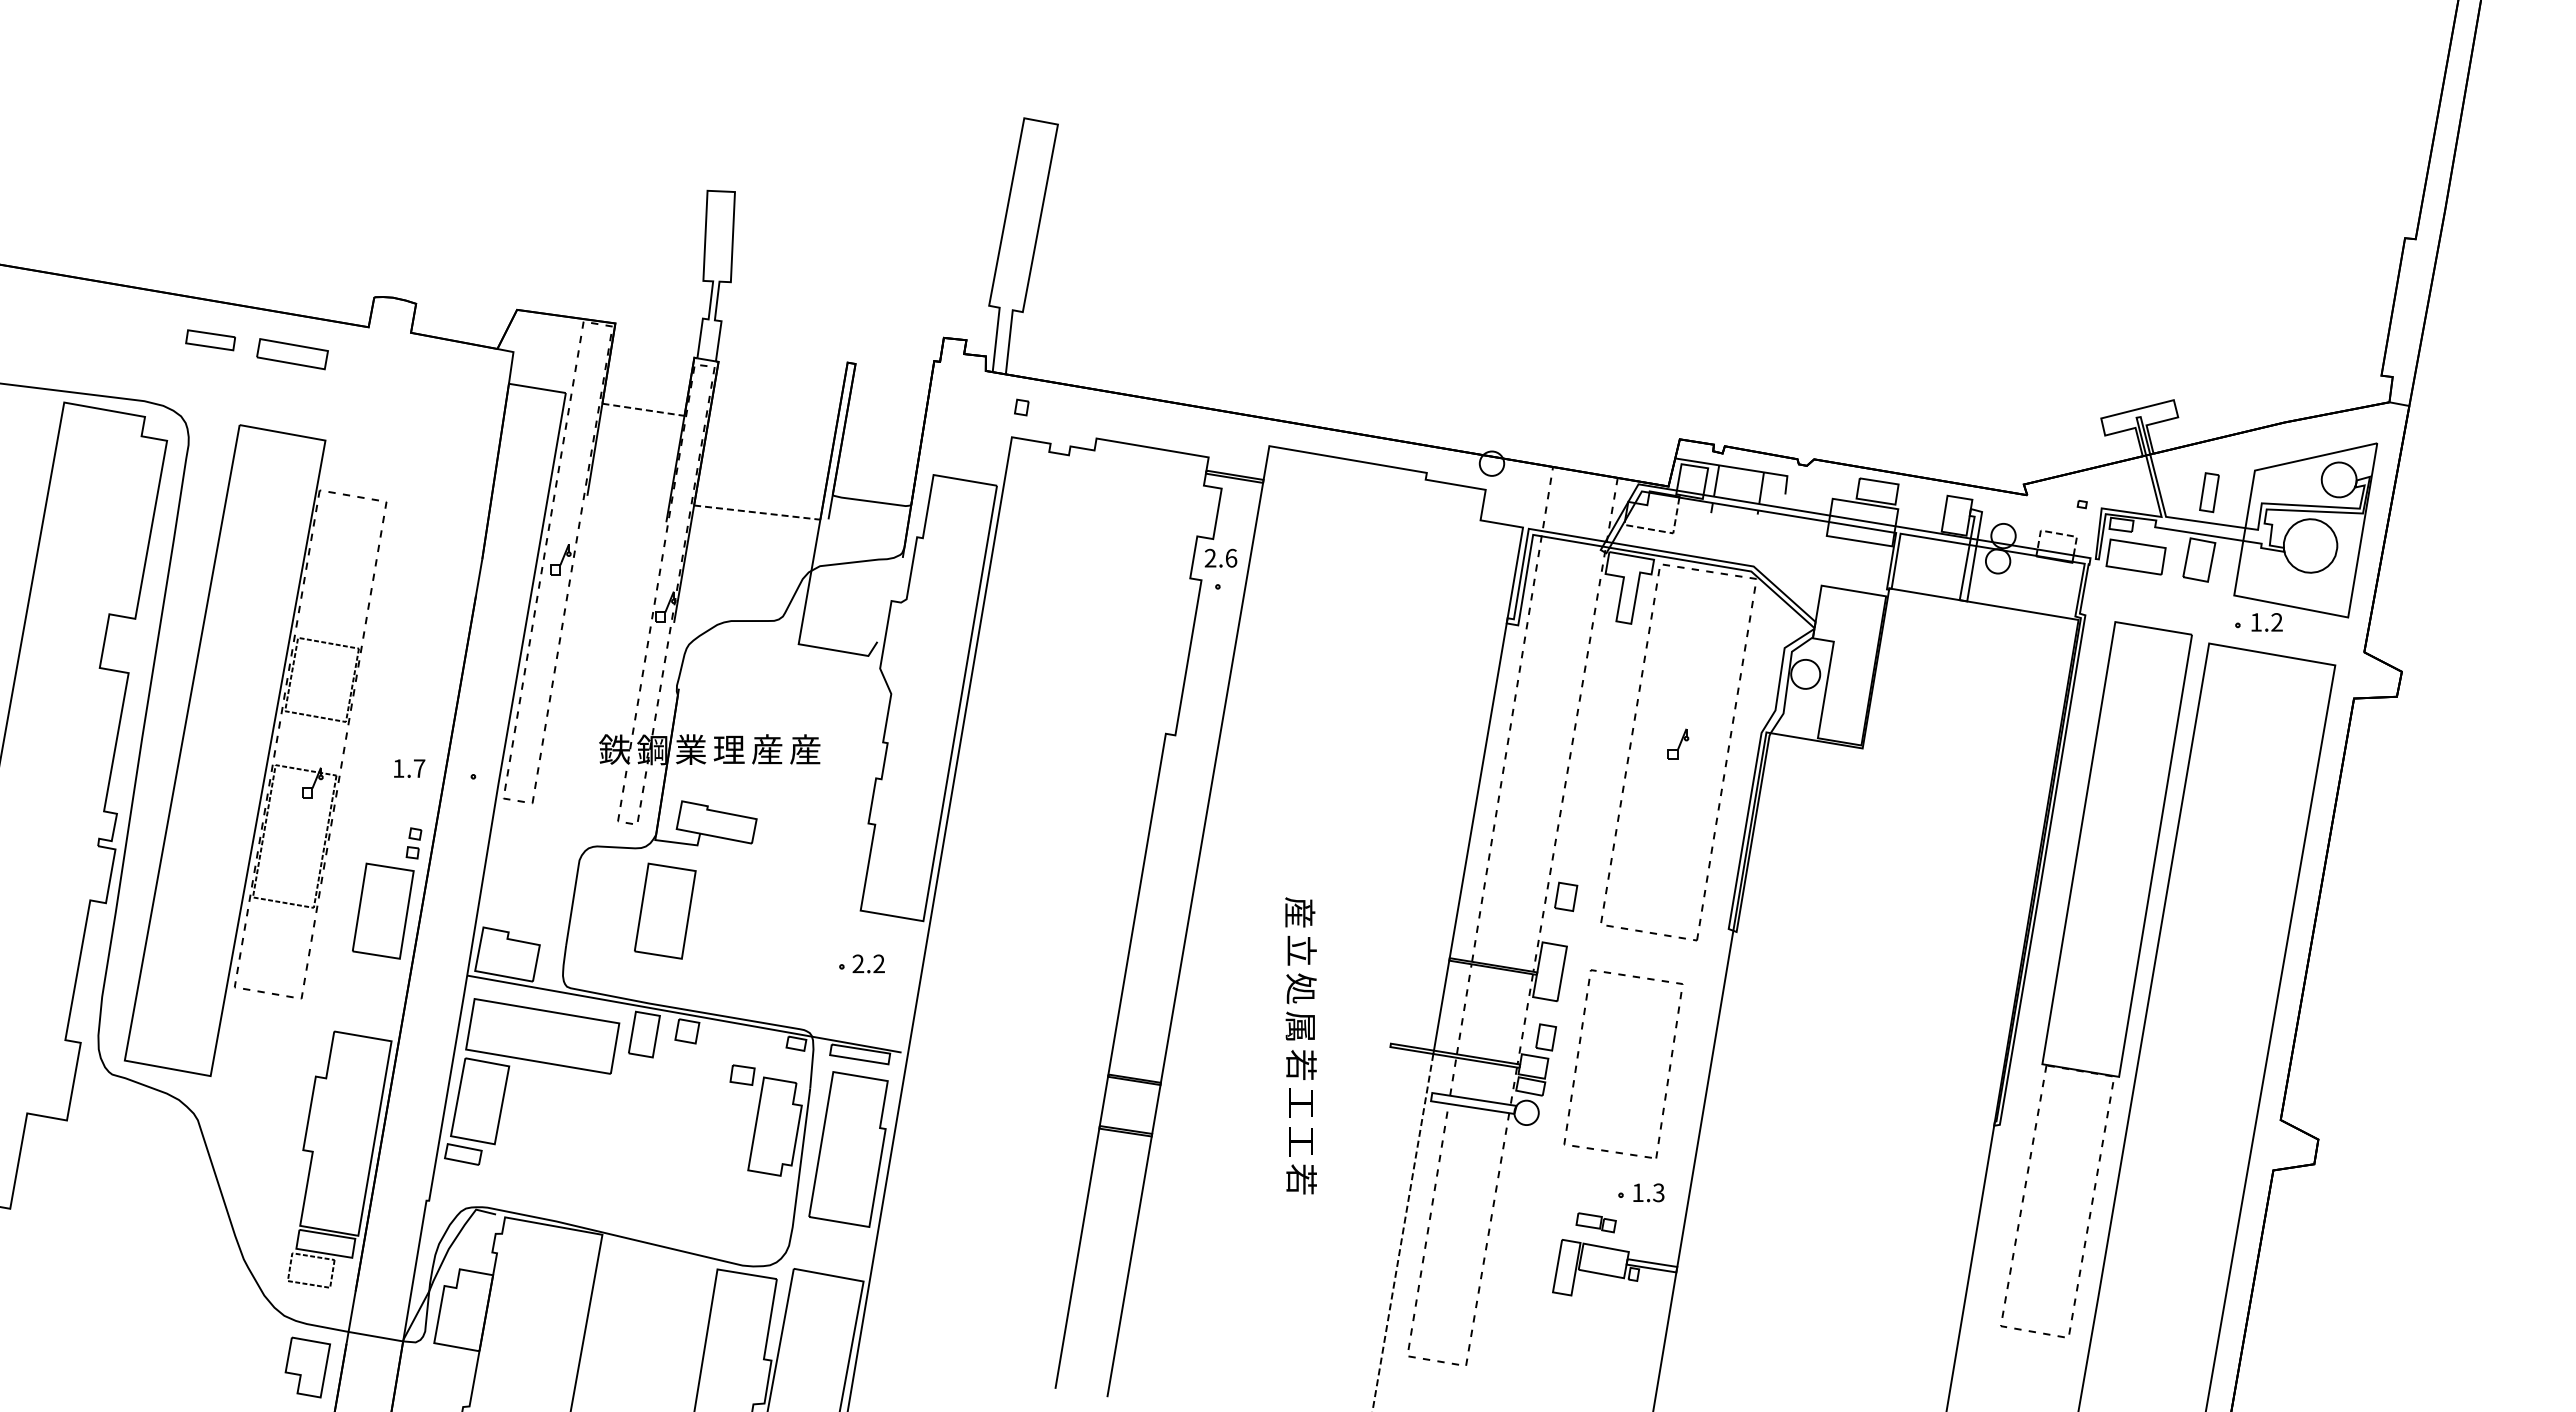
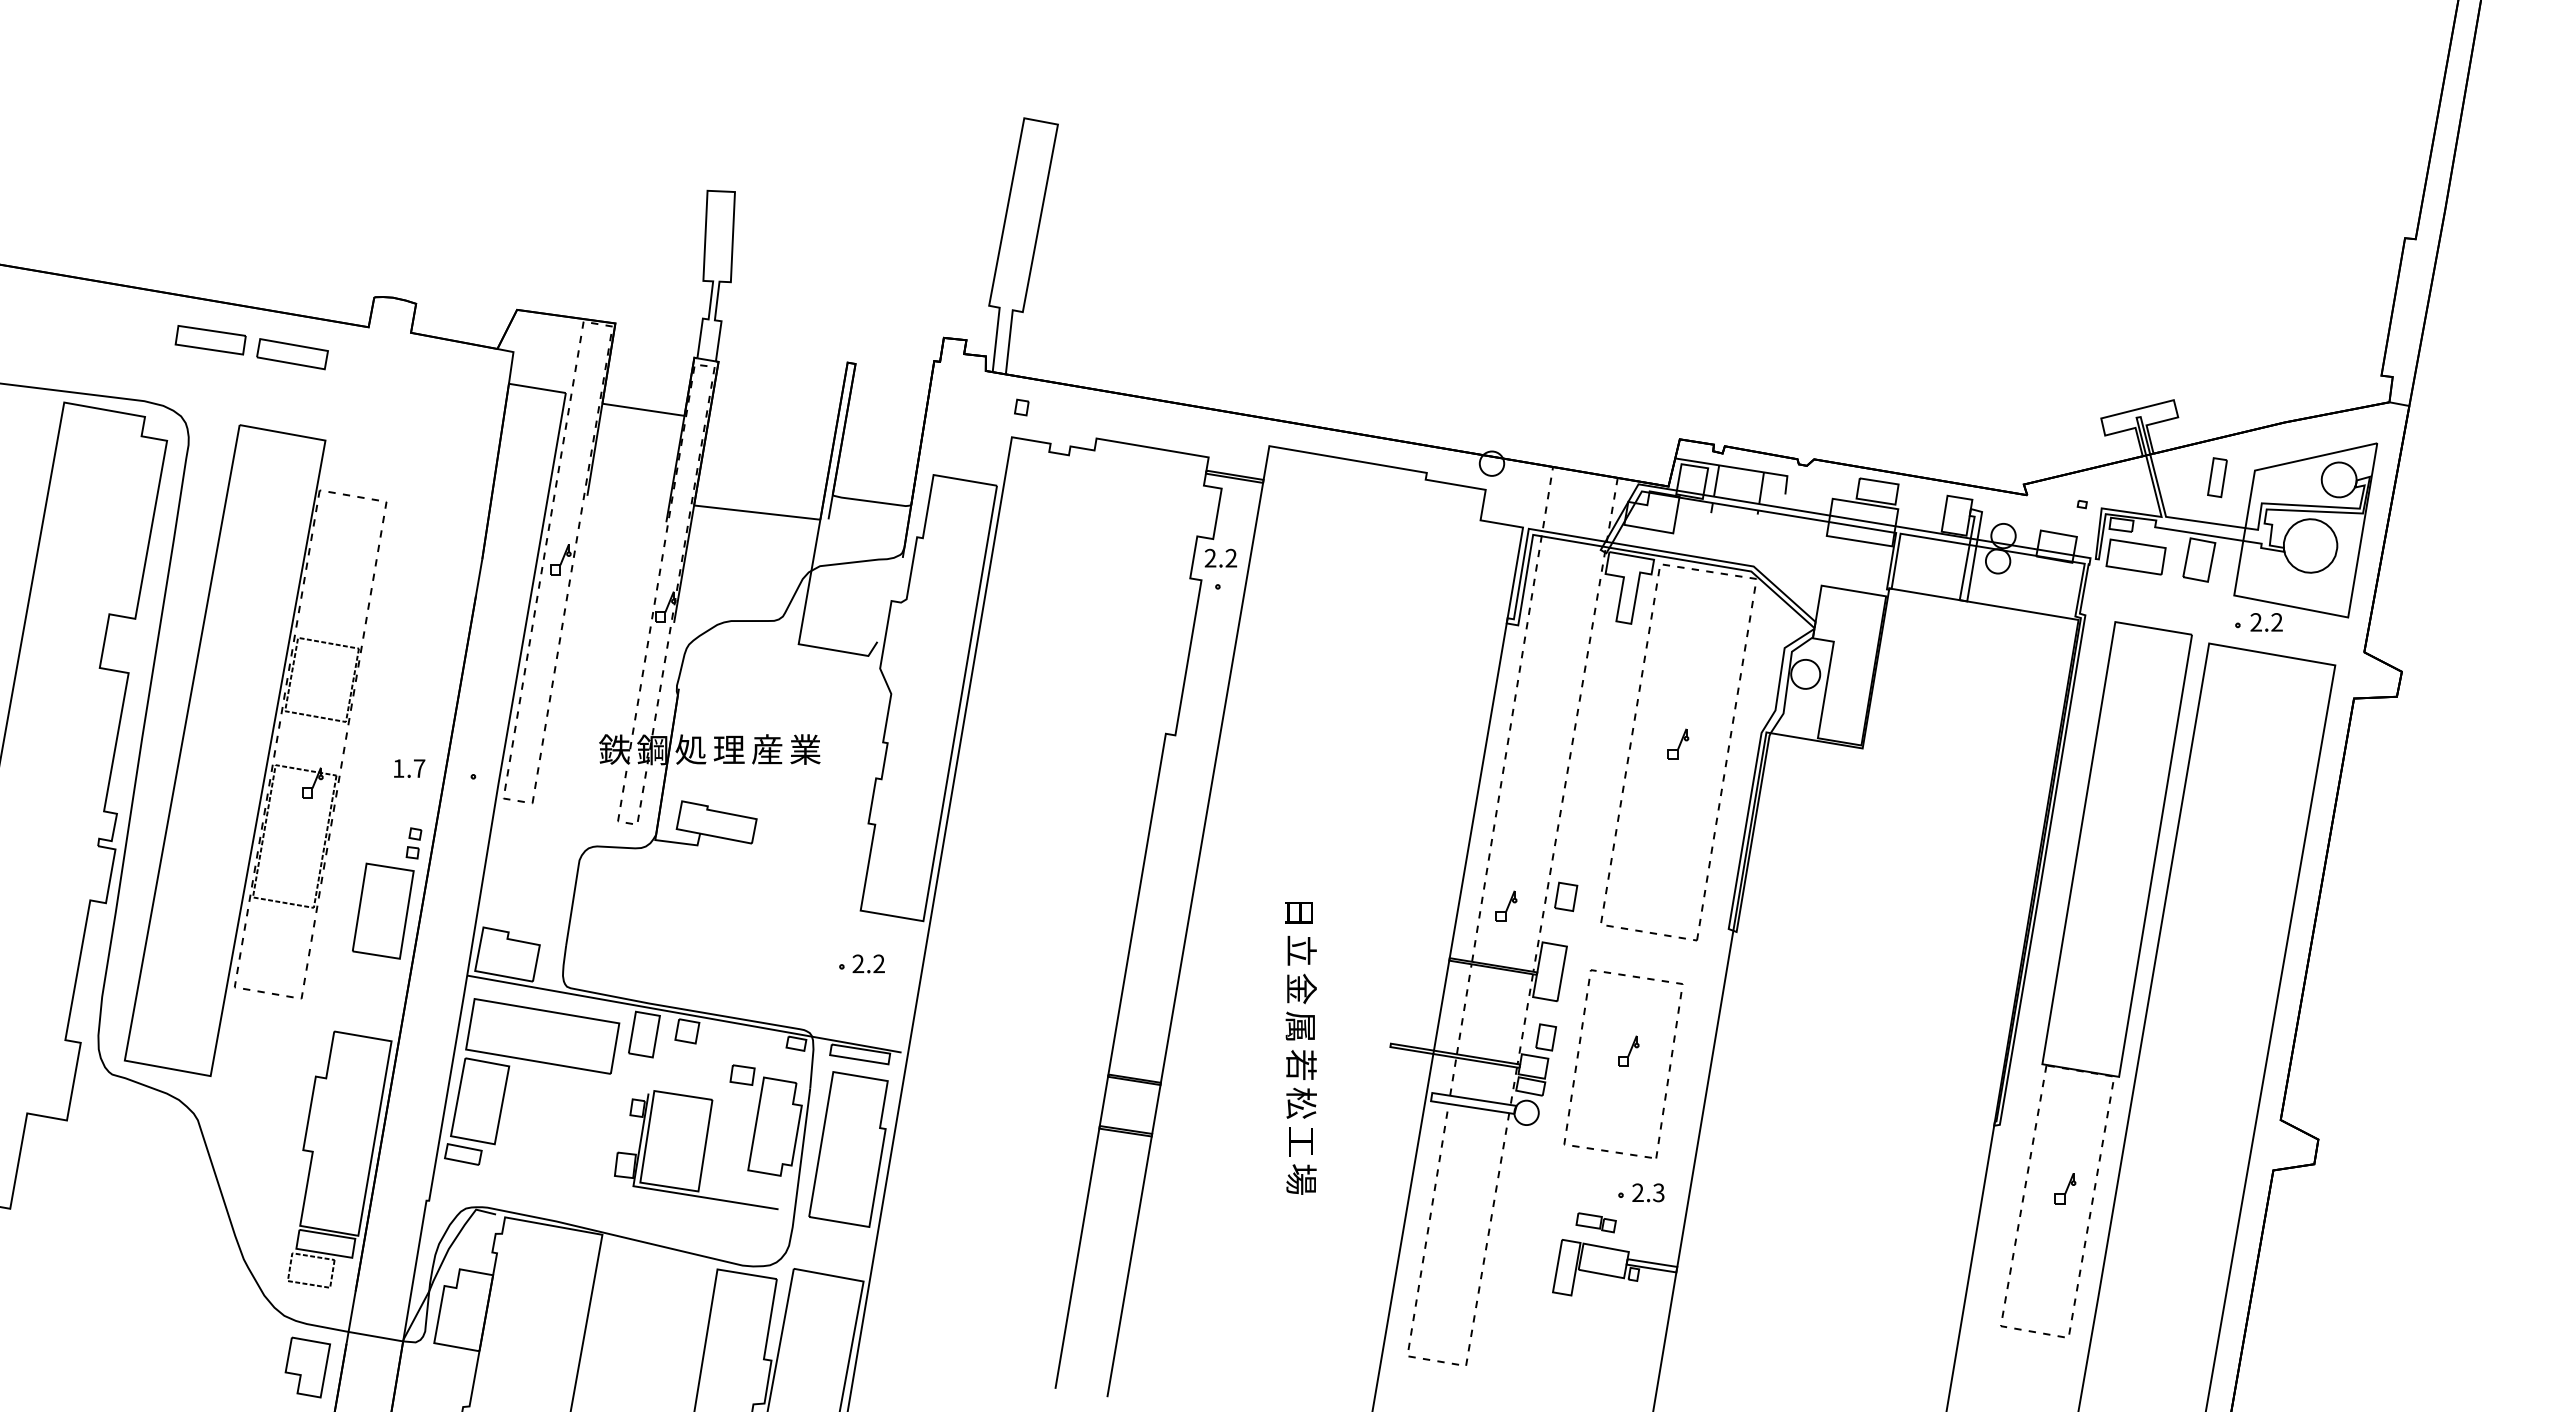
part size: 51x23 px -> 73x31 px (210, 340)
line: dashed -> solid (643, 409)
part position: (2209, 492) -> (2217, 477) (2217, 477)
line: dashed -> solid (757, 512)
line: dashed -> solid (1664, 531)
line: dashed -> solid (2058, 533)
text: 2.6 -> 2.2 (1231, 557)
text: 1.2 -> 2.2 (2255, 622)
text: 業 -> 処 (690, 749)
text: 産 -> 業 (805, 749)
part: none -> present (1506, 905)
part: present -> none (665, 910)
text: 産 -> 日 (1300, 912)
text: 処 -> 金 (1301, 988)
part: none -> present (1628, 1050)
text: 工 -> 松 (1301, 1102)
part: none -> present (696, 1150)
text: 若 -> 場 (1301, 1179)
part: none -> present (2065, 1188)
text: 1.3 -> 2.3 (1637, 1192)
line: dashed -> solid (1402, 1233)
